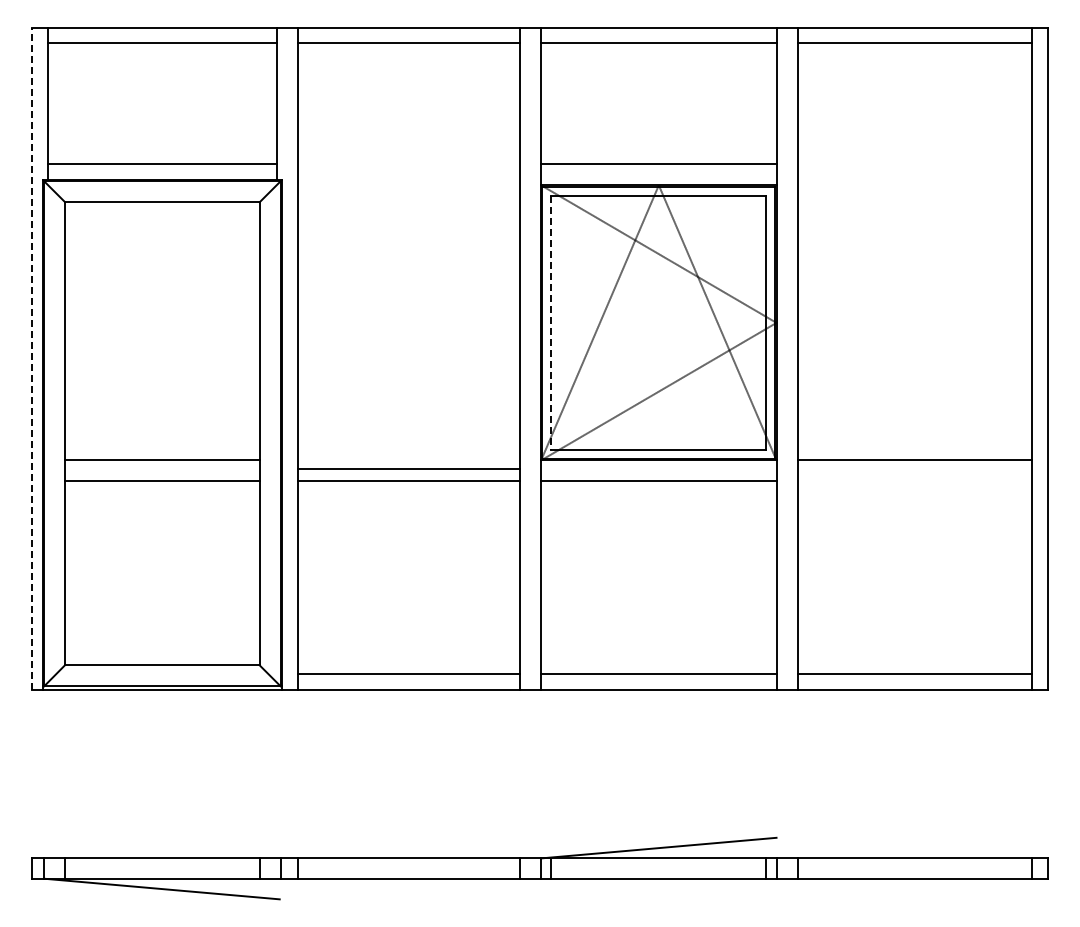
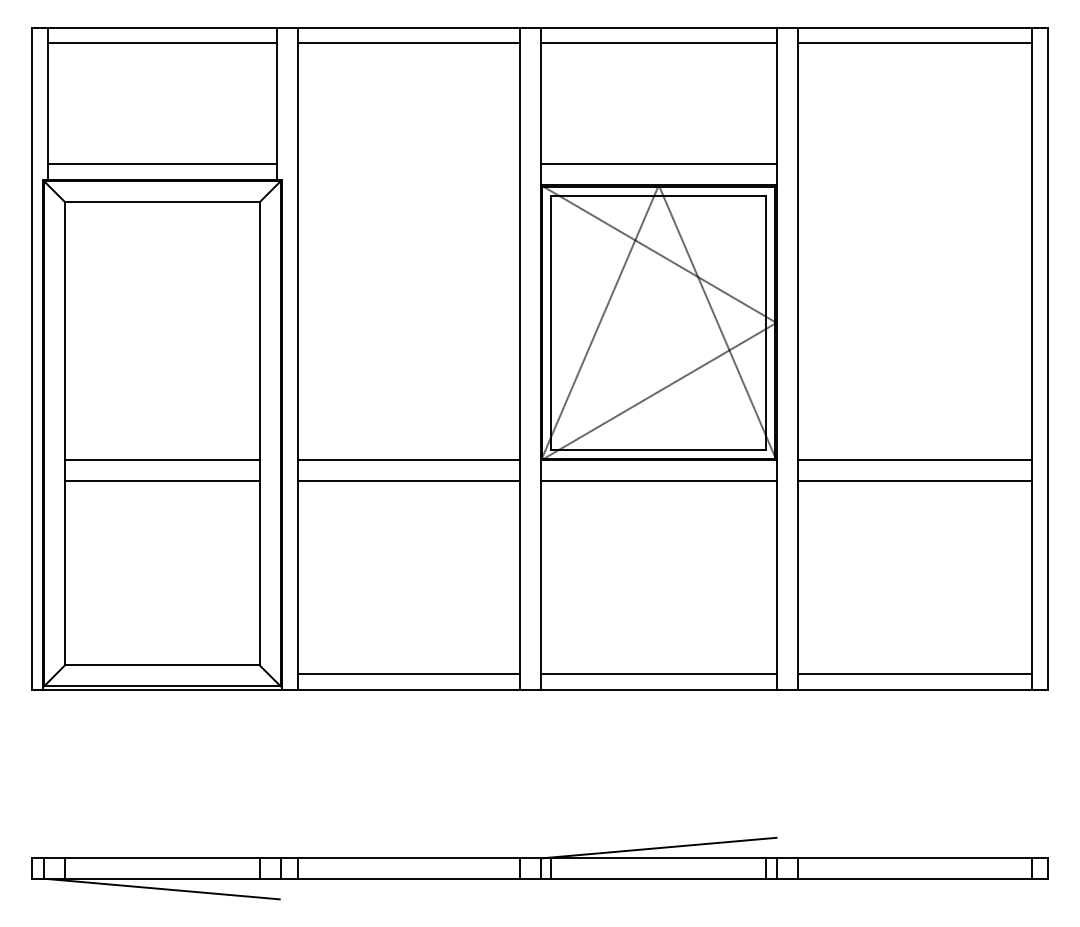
line: dashed -> solid (551, 323)
line: dashed -> solid (32, 358)
line position: (408, 469) -> (408, 460) (408, 460)
line: none -> present (914, 481)
